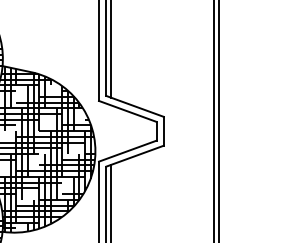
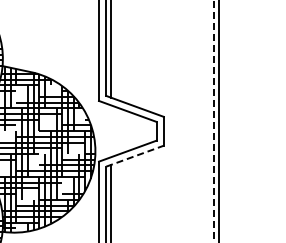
line: solid -> dashed (213, 121)
line: solid -> dashed (135, 156)
